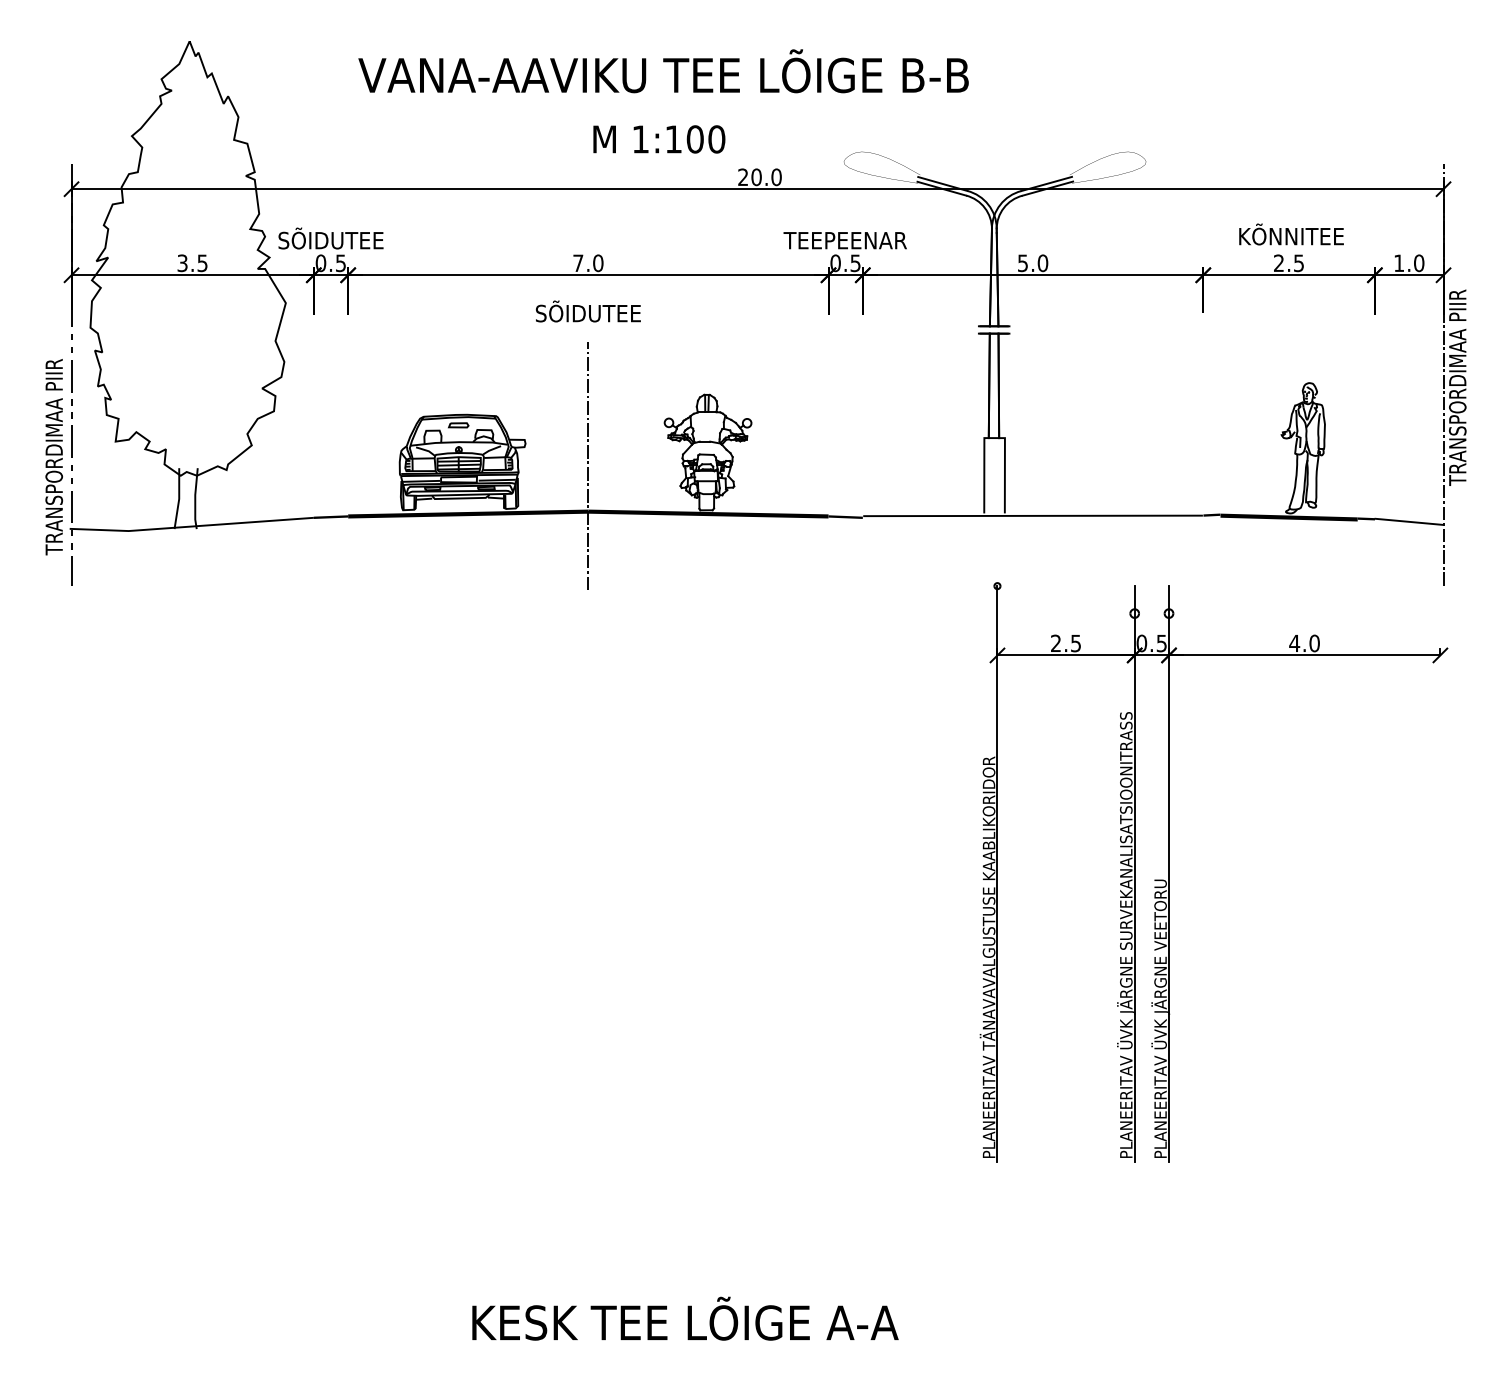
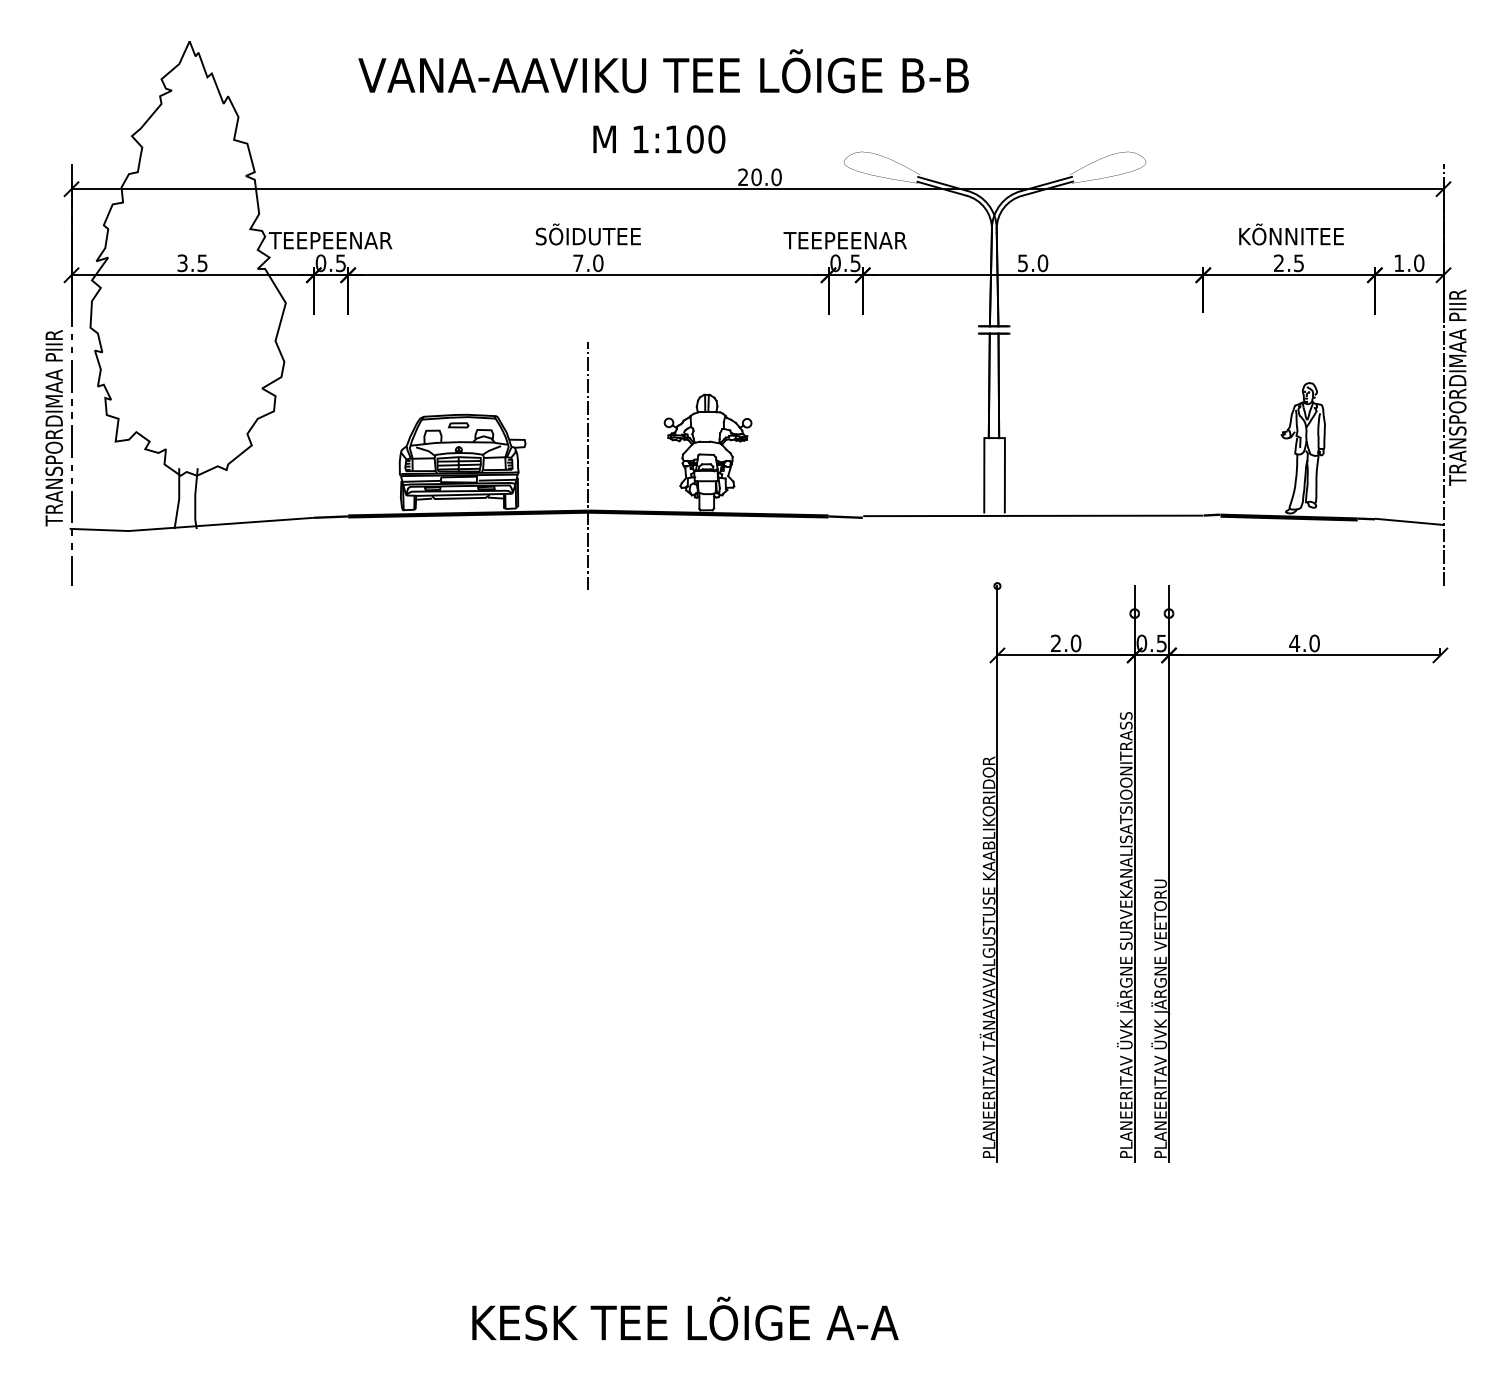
text: SÕIDUTEE -> TEEPEENAR (330, 238)
text position: (587, 311) -> (587, 234) (587, 234)
text position: (54, 457) -> (54, 428) (54, 428)
text: 2.5 -> 2.0 (1075, 643)
